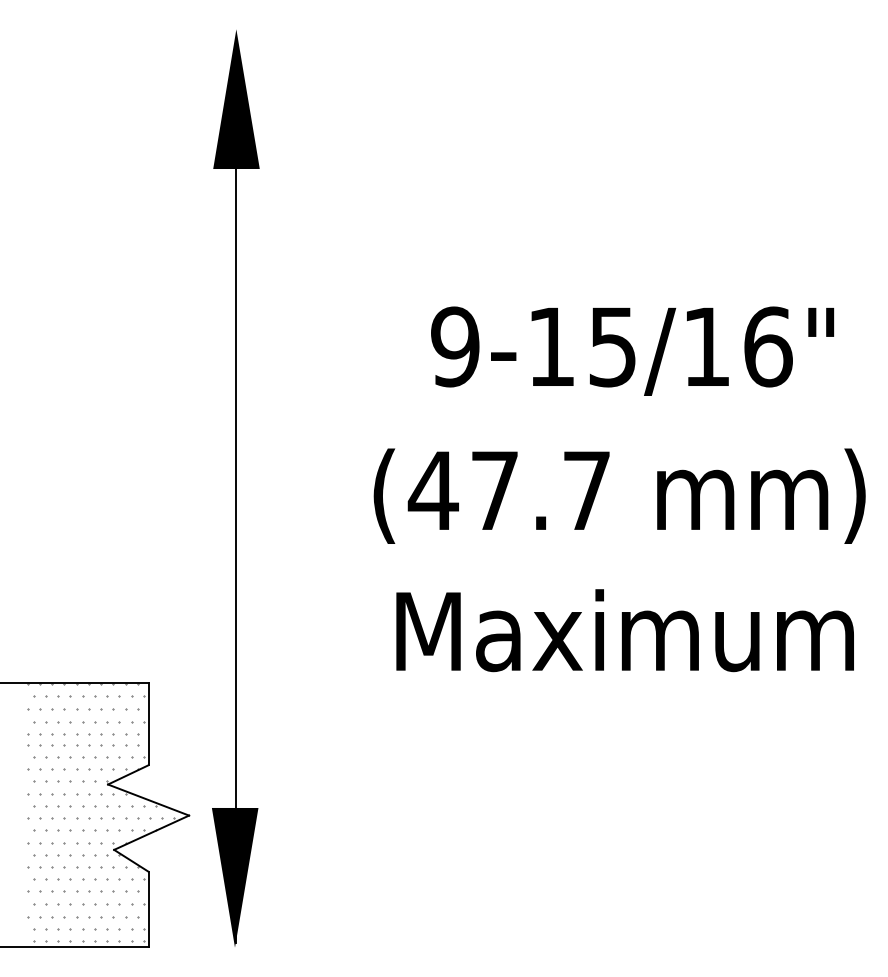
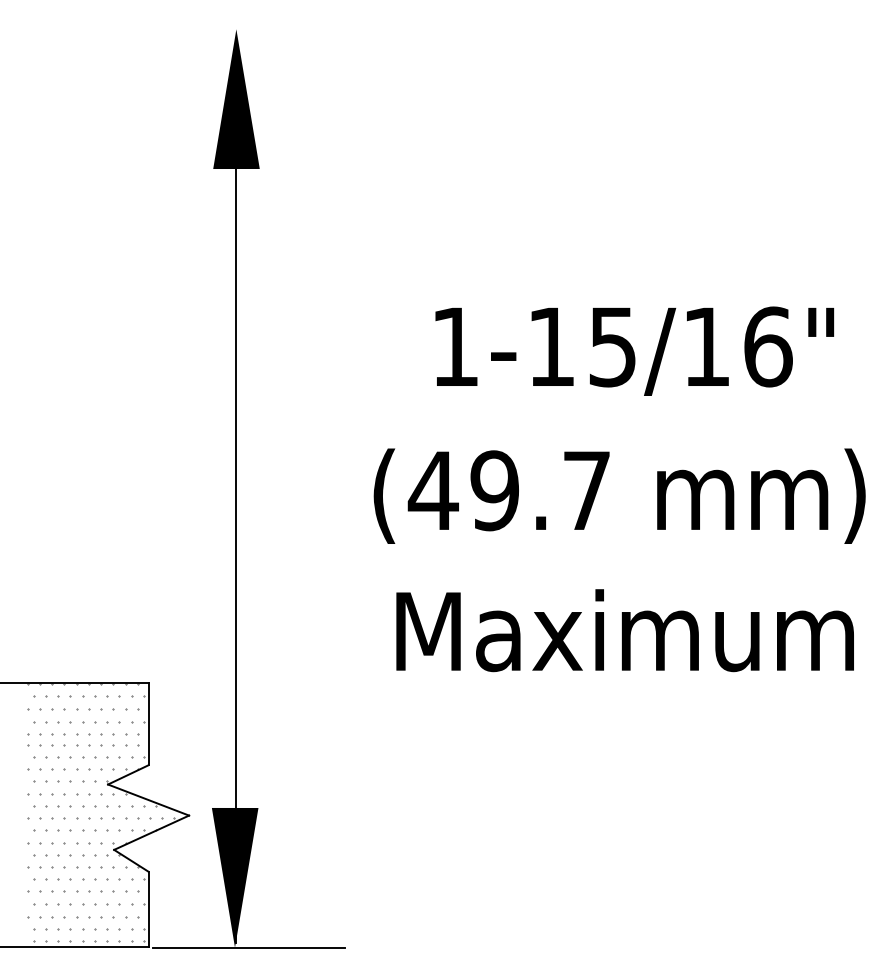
text: 9-15/16" -> 1-15/16" (455, 346)
text: (47.7 -> (49.7 (494, 490)
line: none -> present (248, 947)
